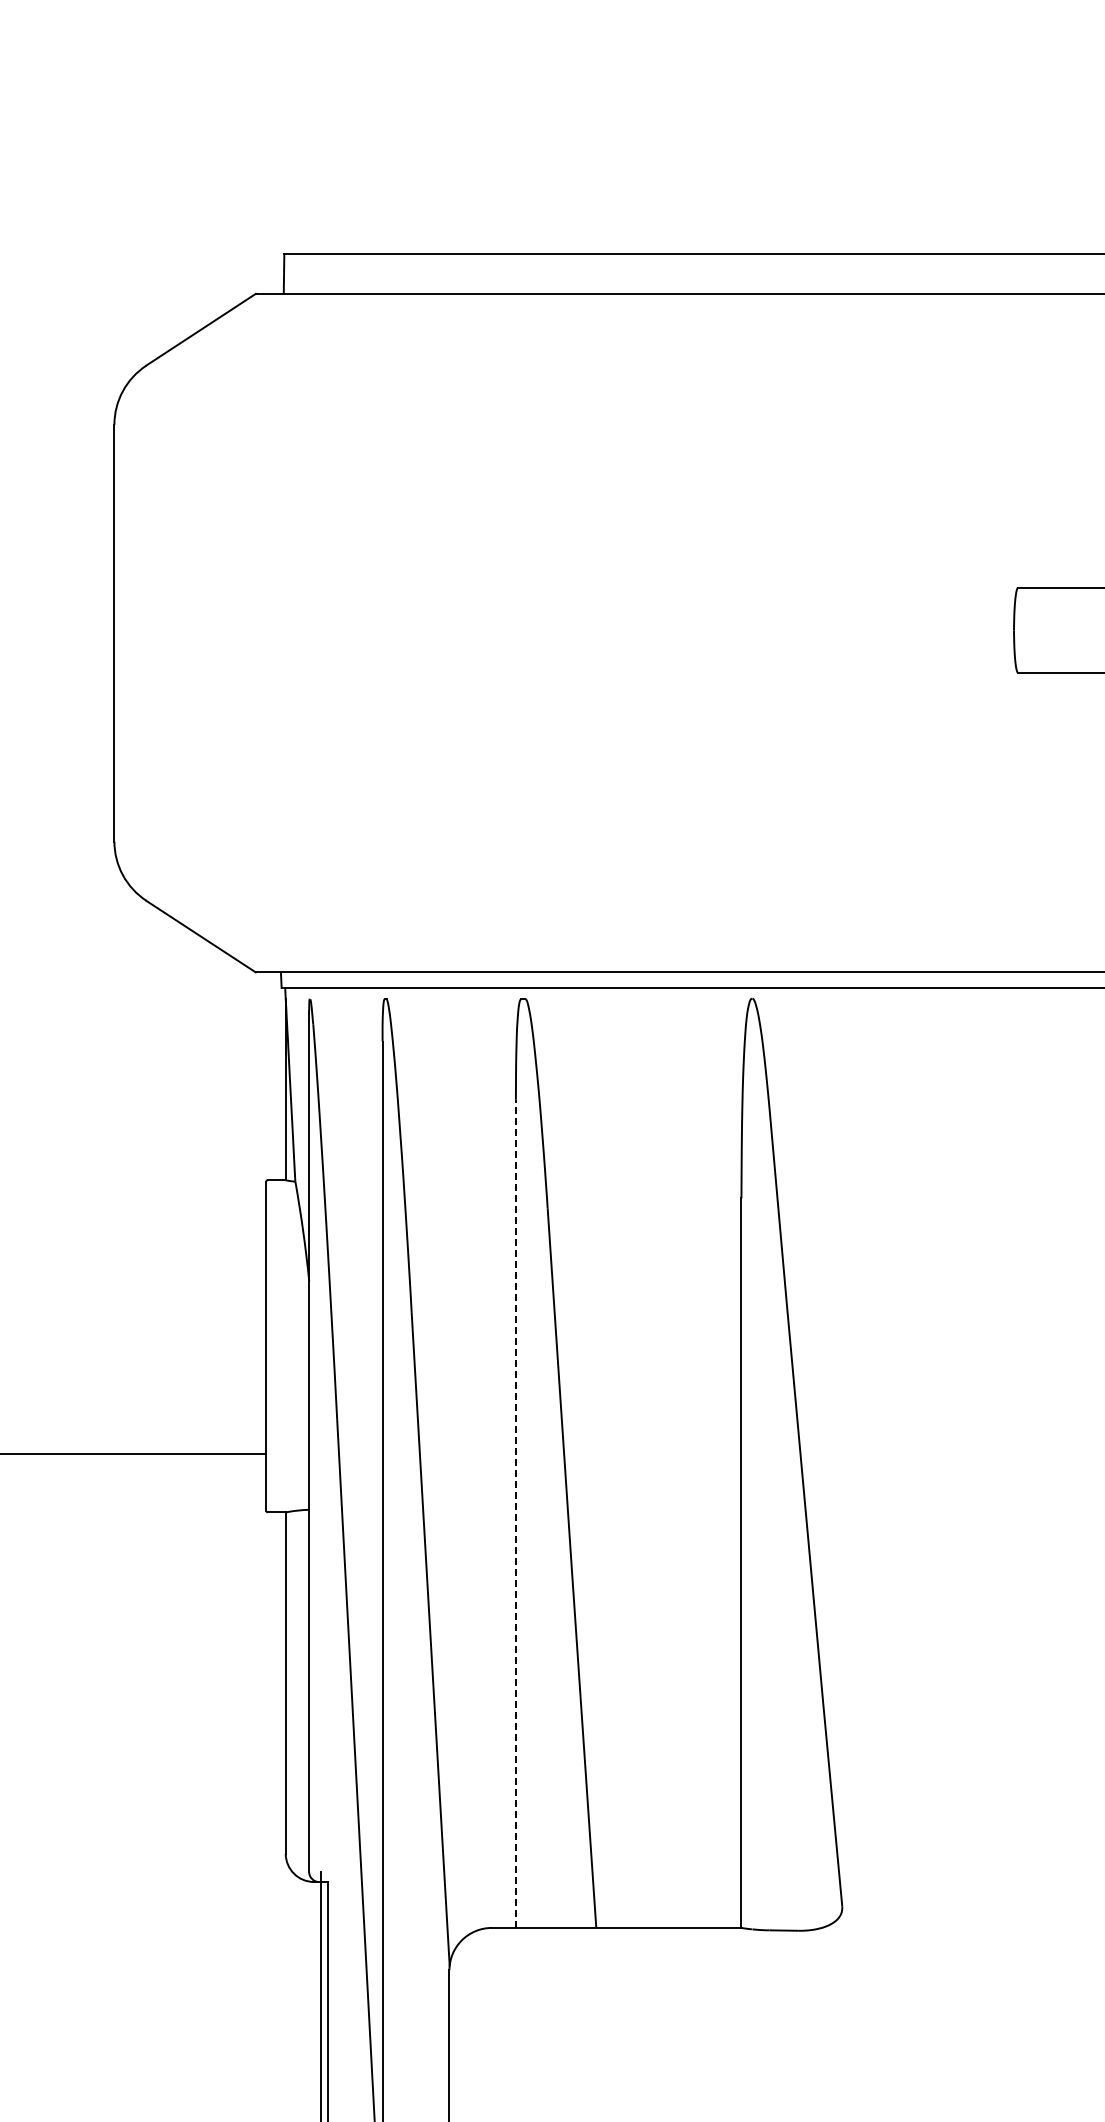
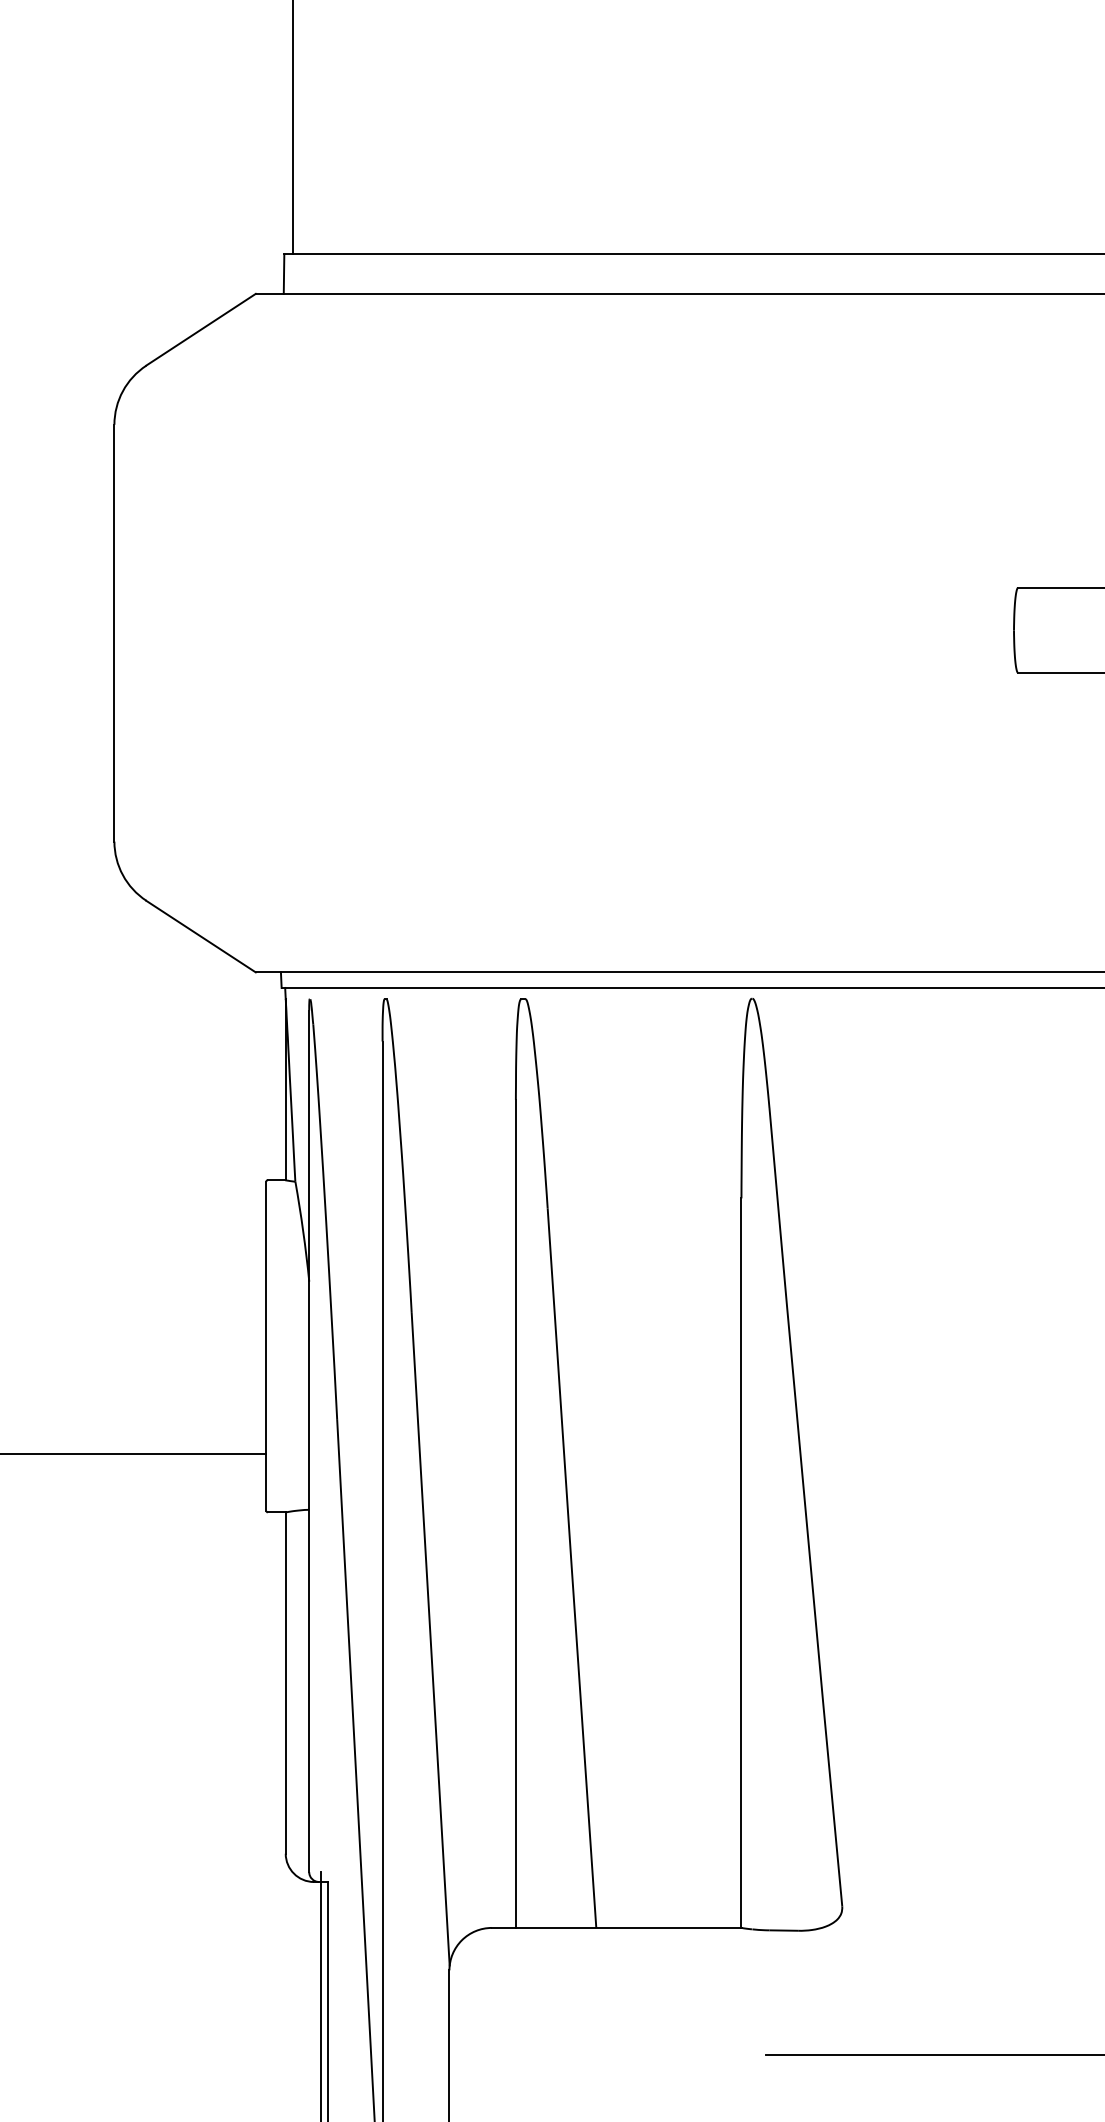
line: none -> present (293, 128)
line: dashed -> solid (515, 1513)
line: none -> present (933, 2055)
